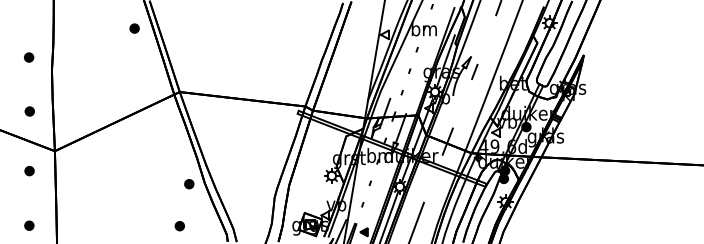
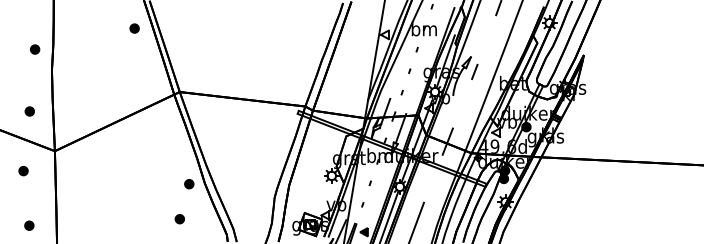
part position: (29, 57) -> (35, 49) (35, 49)
part position: (29, 171) -> (23, 171) (23, 171)
part position: (179, 226) -> (179, 219) (179, 219)
